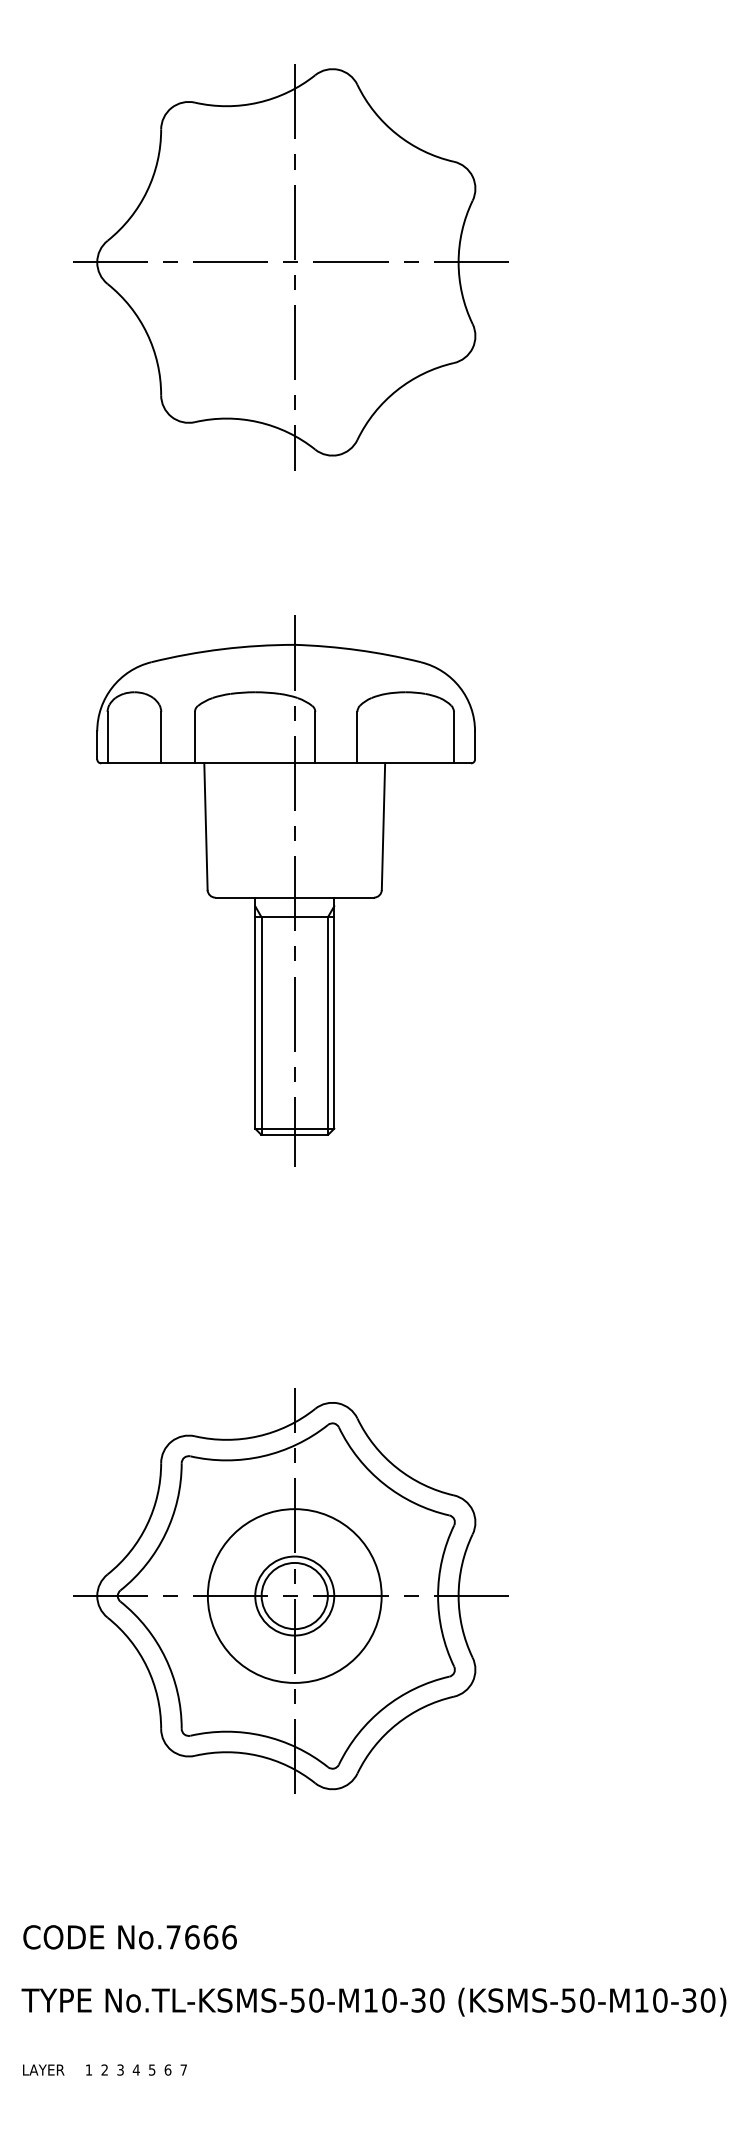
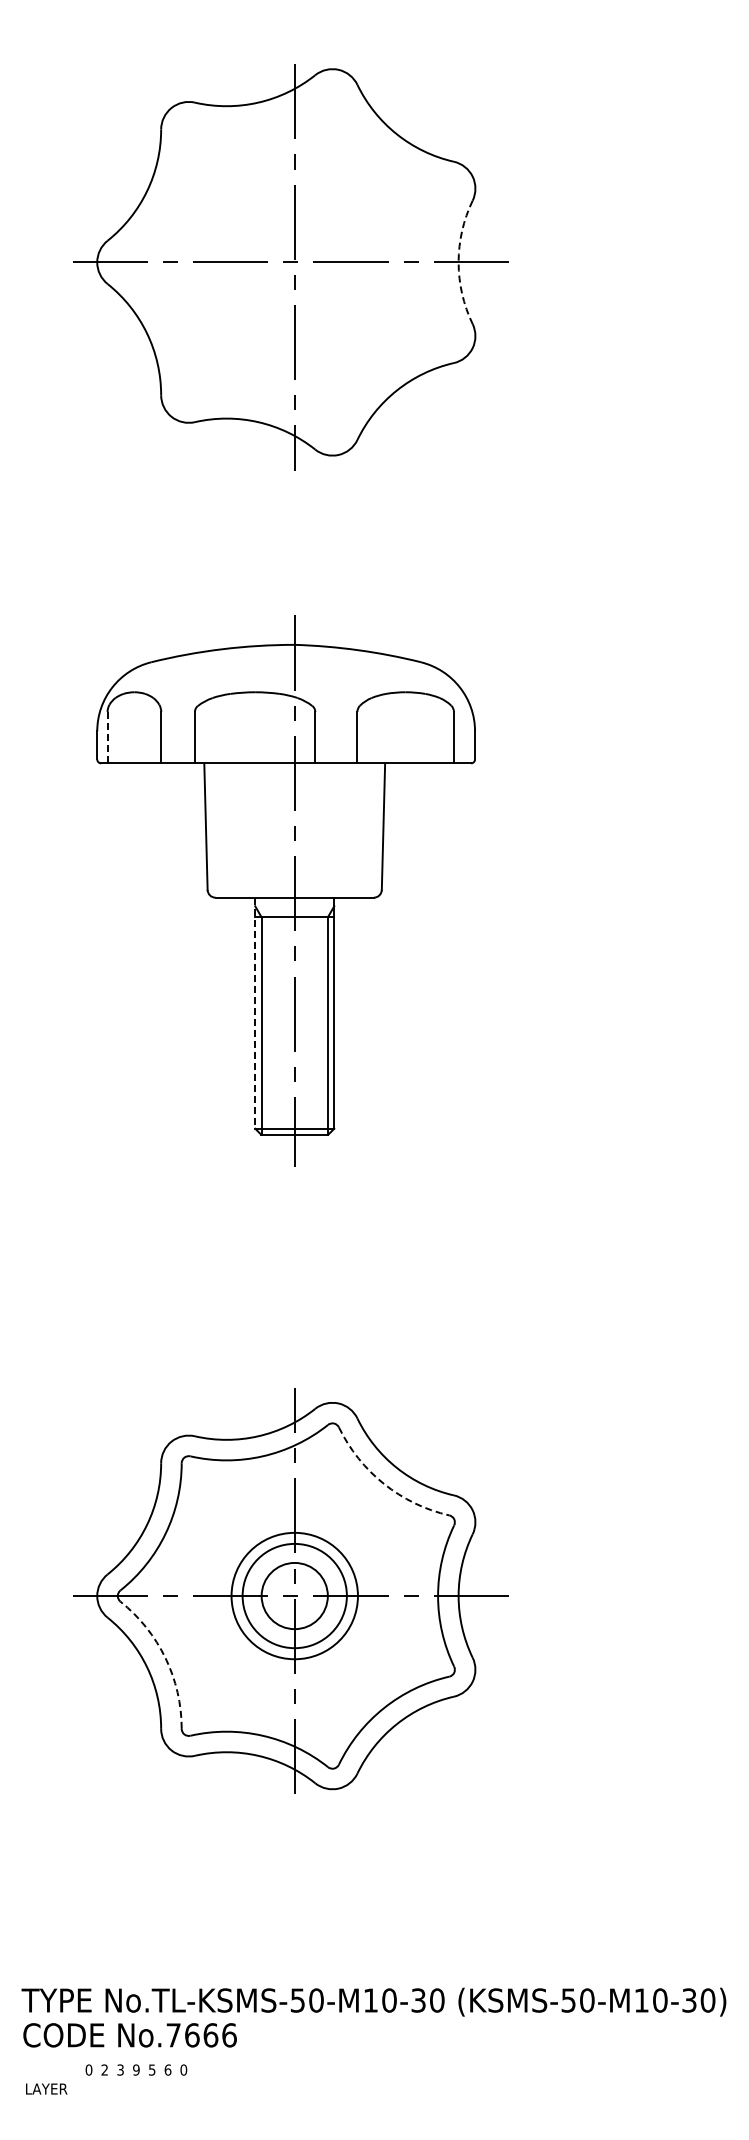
arc: solid -> dashed (458, 262)
line: solid -> dashed (107, 737)
line: solid -> dashed (255, 1013)
arc: solid -> dashed (384, 1483)
circle diameter: 174 px -> 104 px (294, 1595)
circle diameter: 79 px -> 126 px (294, 1595)
arc: solid -> dashed (165, 1658)
text position: (129, 1937) -> (129, 2035) (129, 2035)
text position: (43, 2069) -> (46, 2088) (46, 2088)
text: 1 -> 0 (88, 2069)
text: 4 -> 9 (135, 2069)
text: 7 -> 0 (183, 2069)
